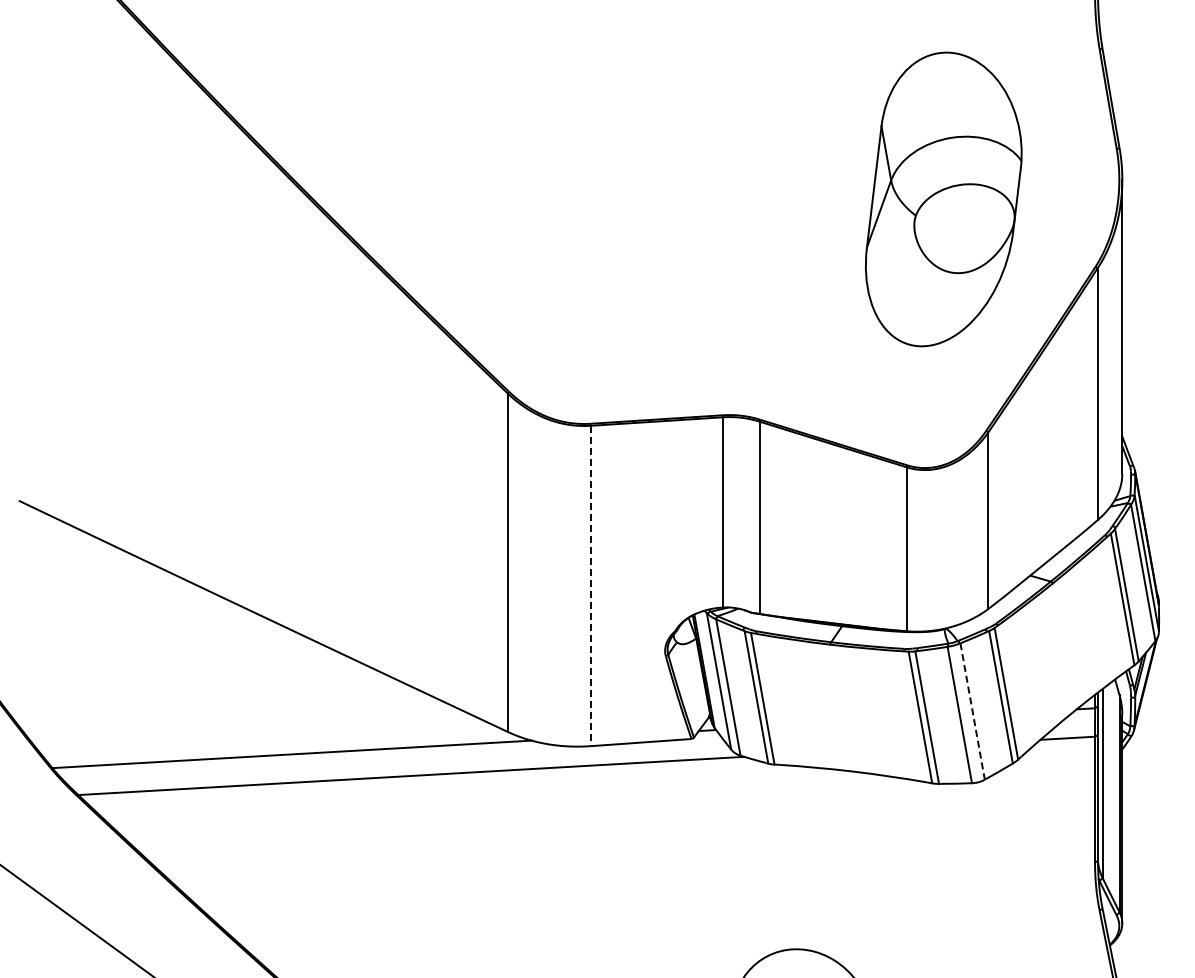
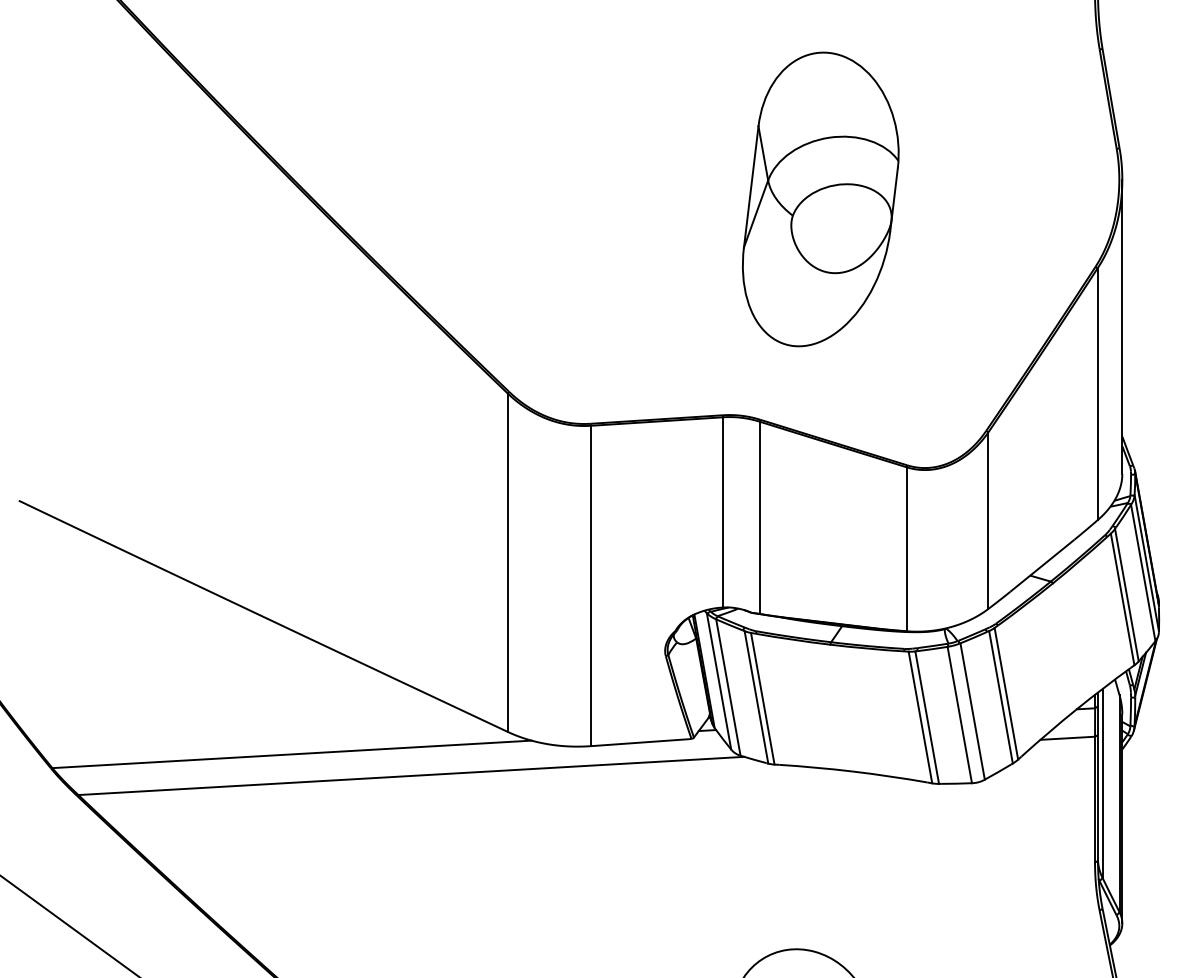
part position: (943, 199) -> (820, 199) (820, 199)
line: dashed -> solid (590, 586)
line: dashed -> solid (972, 711)
line position: (76, 920) -> (69, 925) (69, 925)
